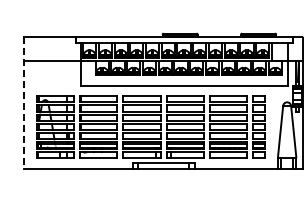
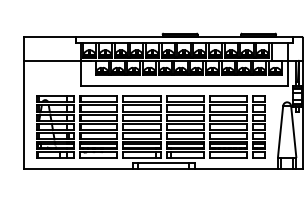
line: dashed -> solid (24, 103)
